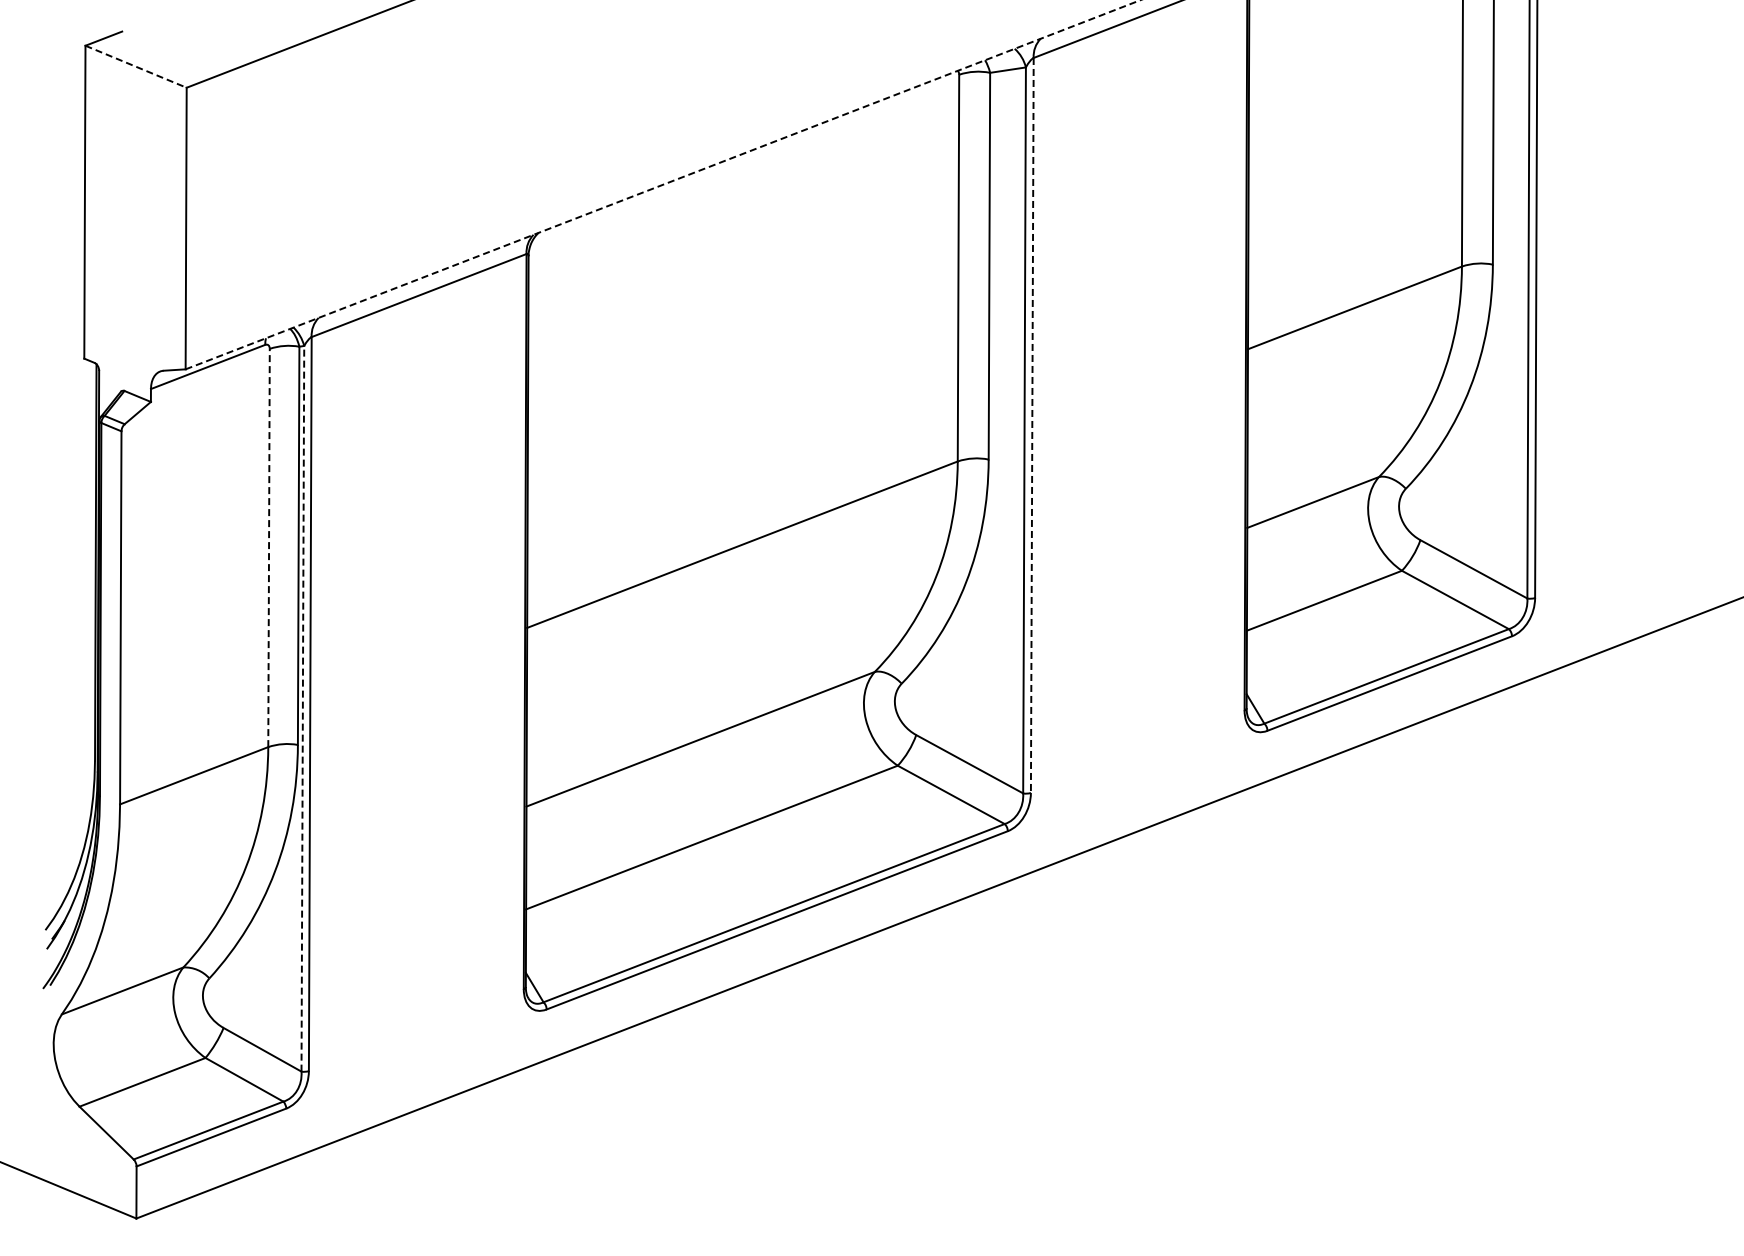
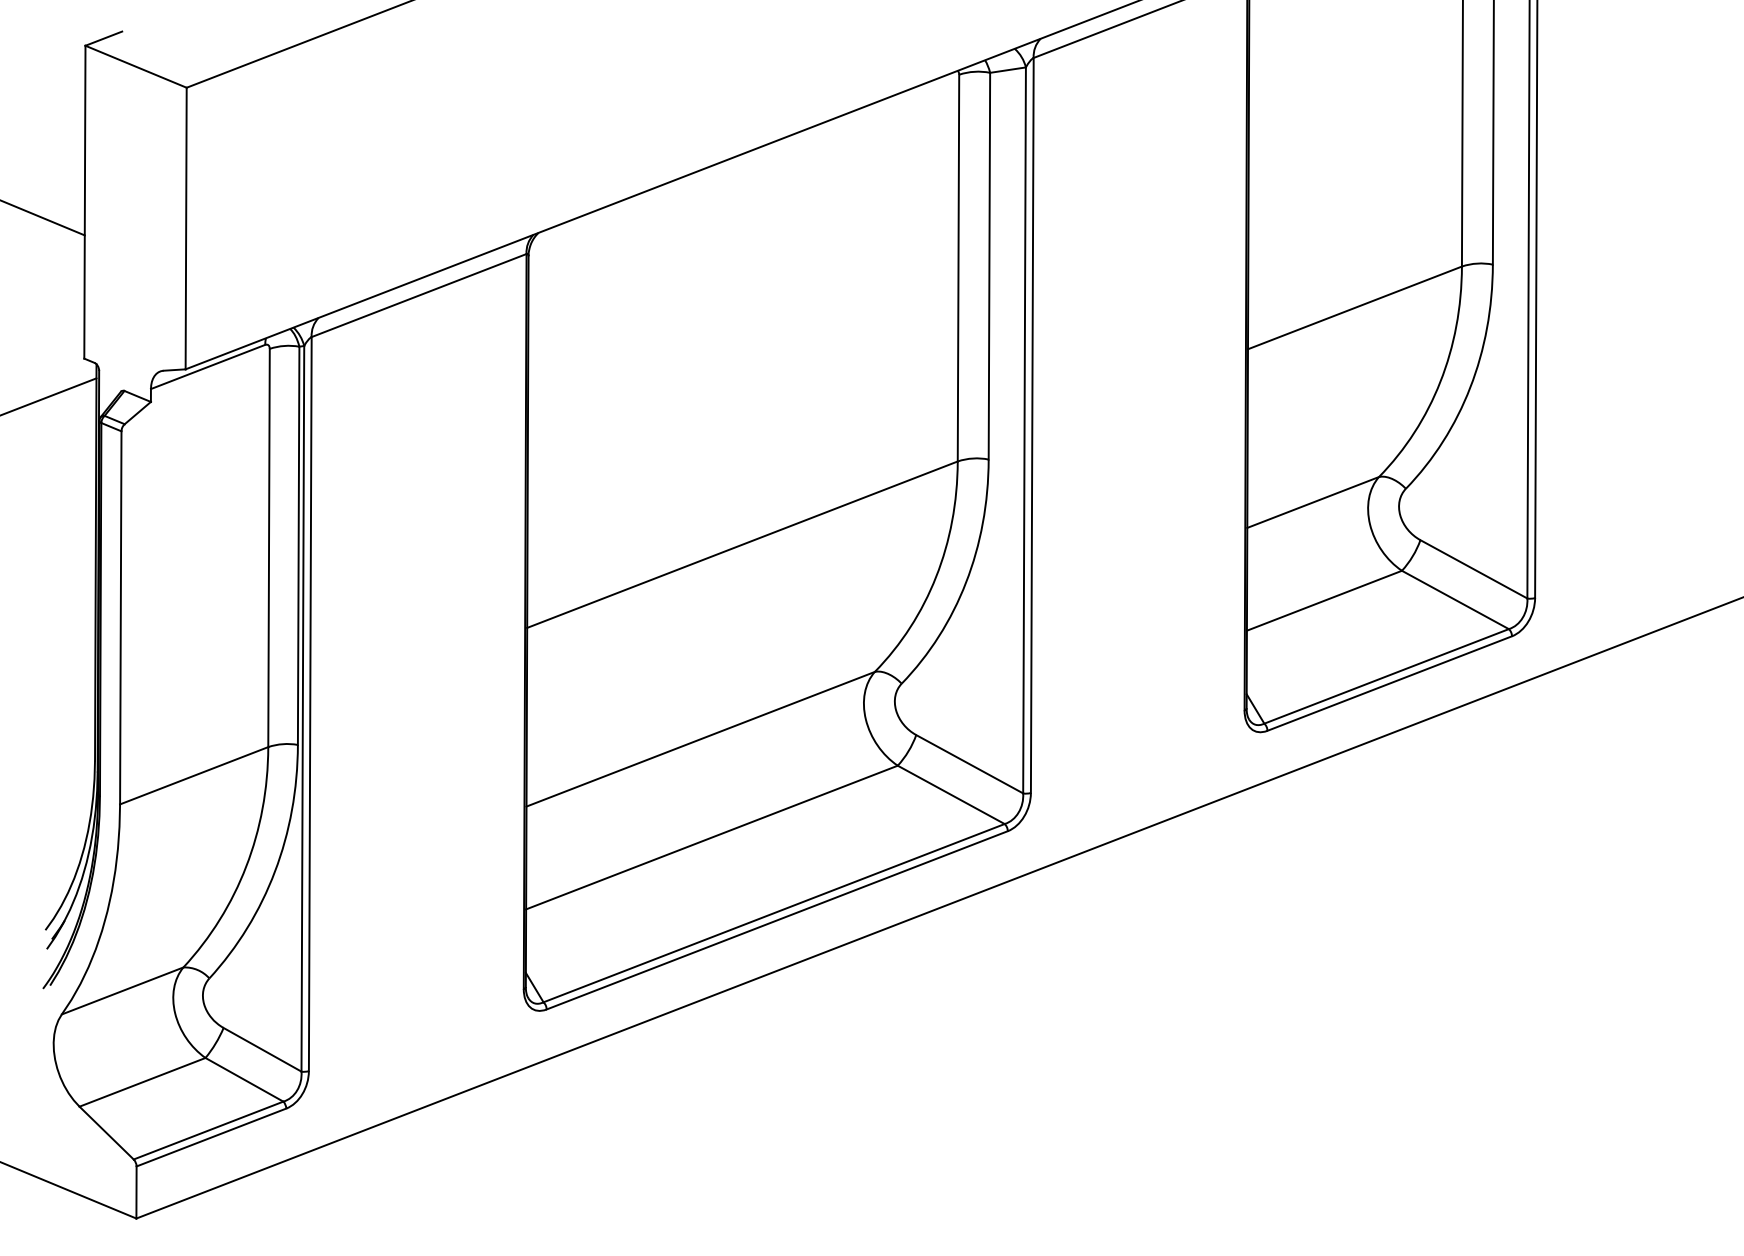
line: dashed -> solid (136, 66)
line: dashed -> solid (663, 184)
line: none -> present (43, 218)
line: none -> present (49, 396)
line: dashed -> solid (1032, 425)
line: dashed -> solid (269, 547)
line: dashed -> solid (302, 708)
